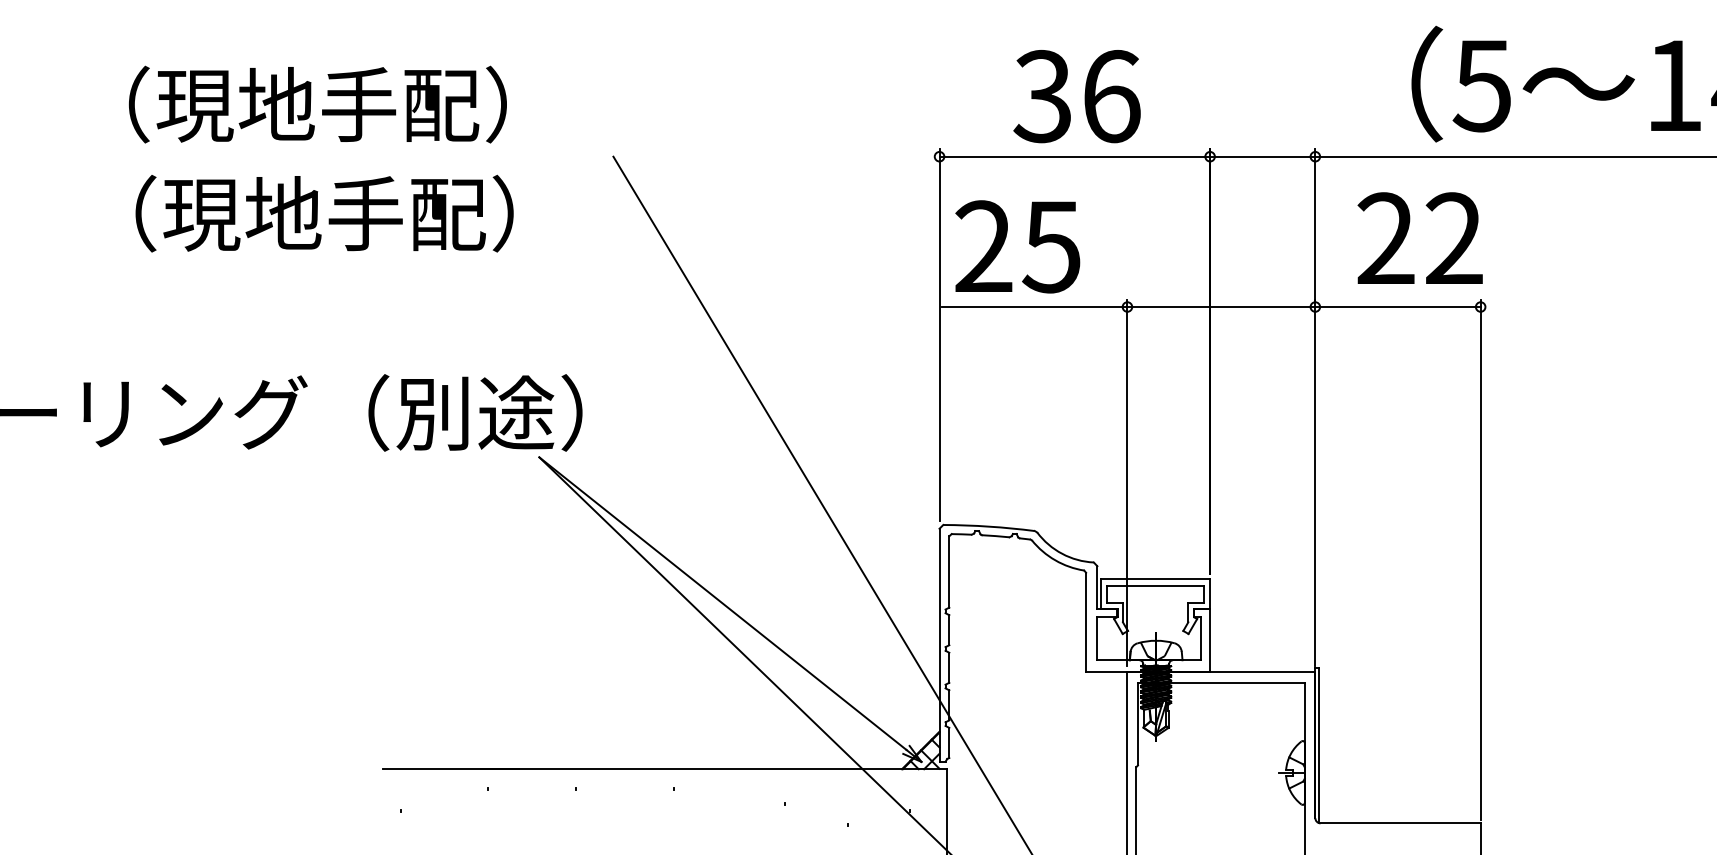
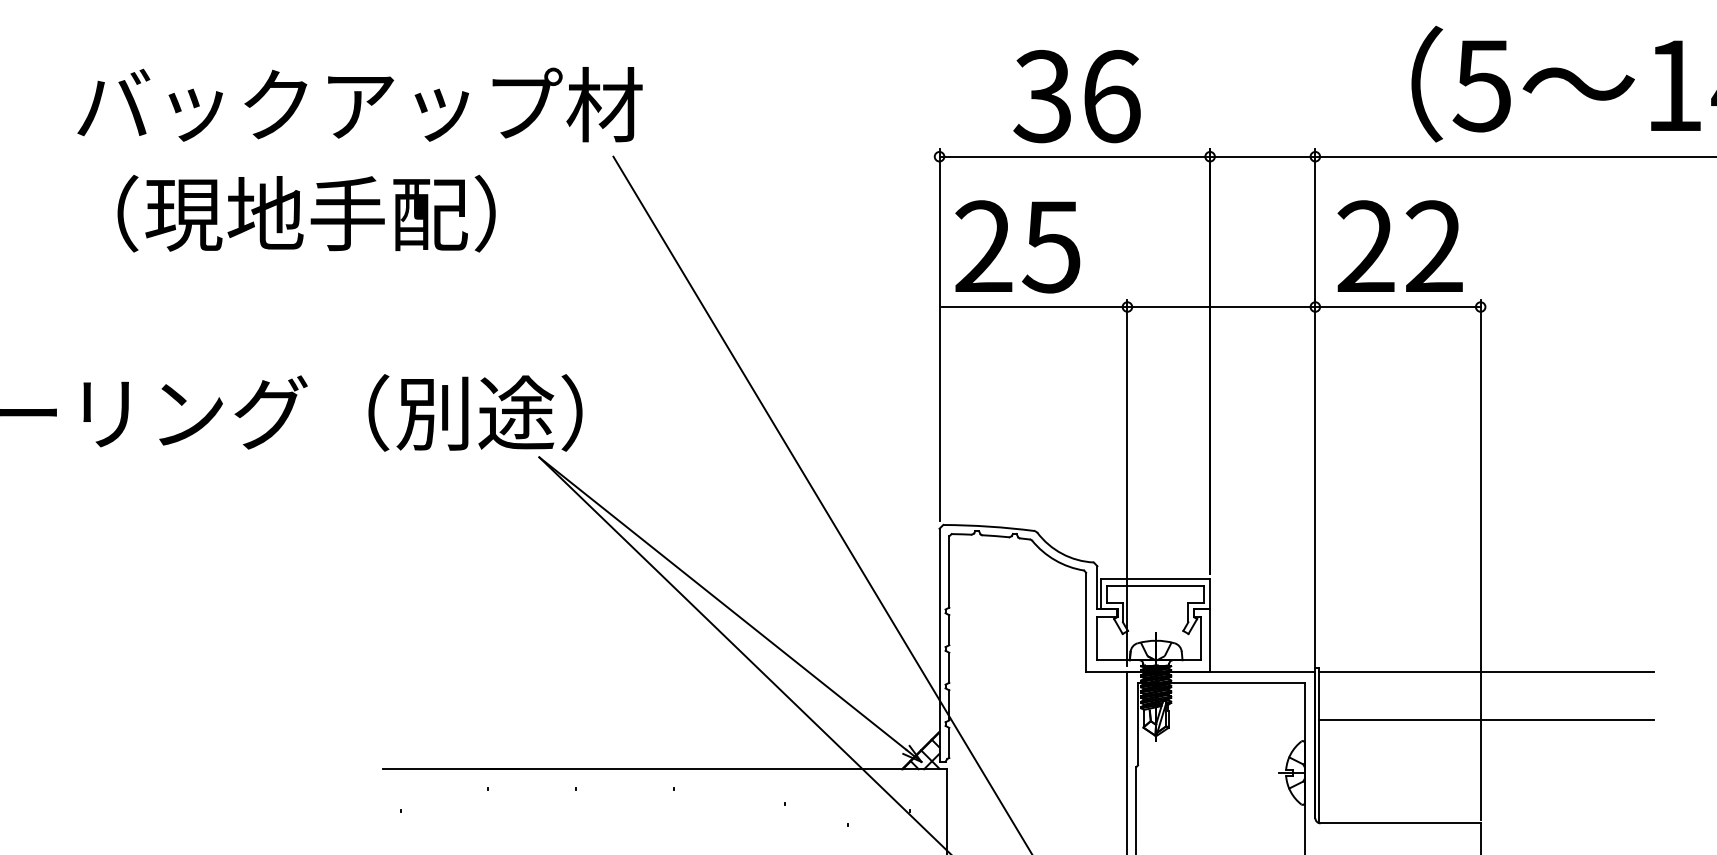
text: （現地手配） -> バックアップ材 (359, 104)
text position: (324, 213) -> (306, 213) (306, 213)
text position: (1419, 237) -> (1399, 245) (1399, 245)
line: none -> present (1486, 671)
line: none -> present (1486, 720)
